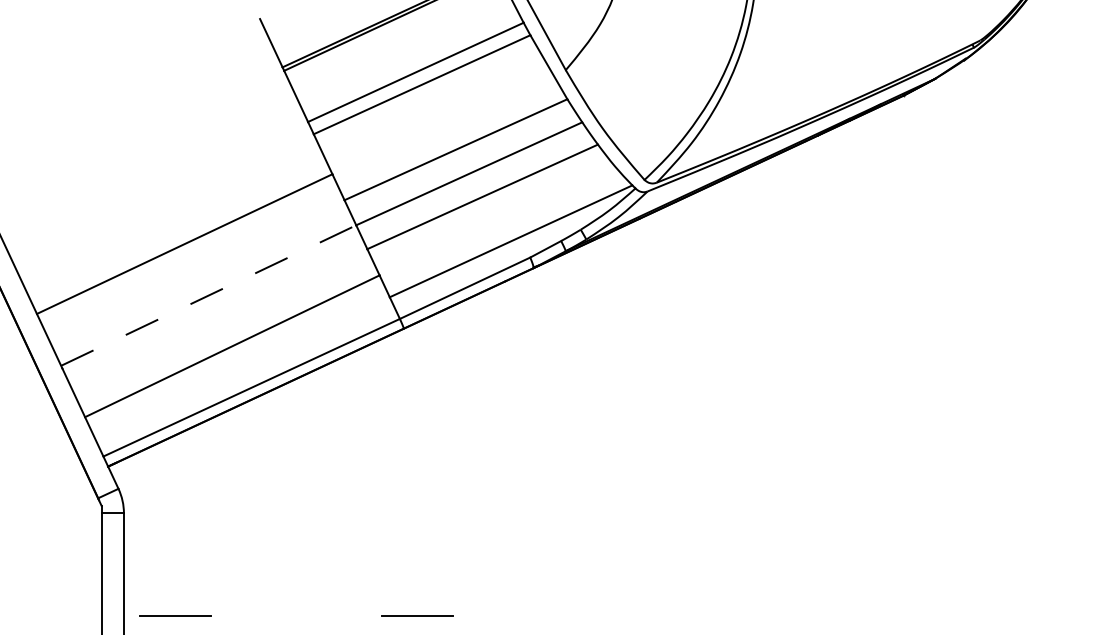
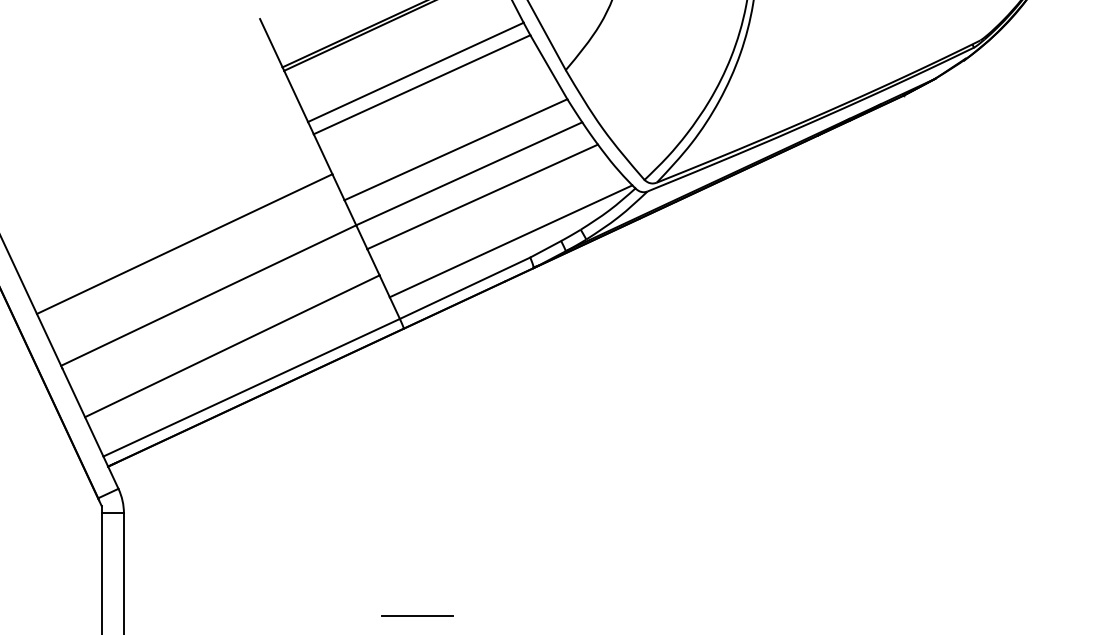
line: dashed -> solid (209, 295)
line: present -> none (175, 615)
